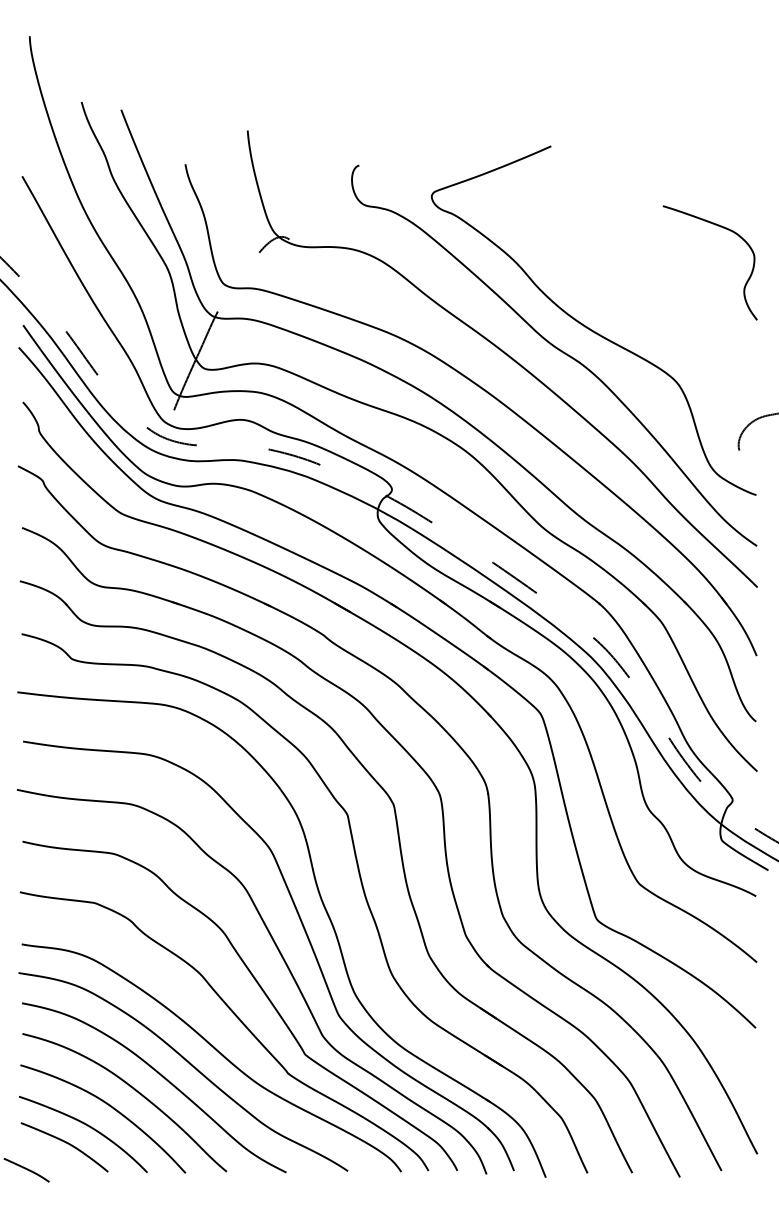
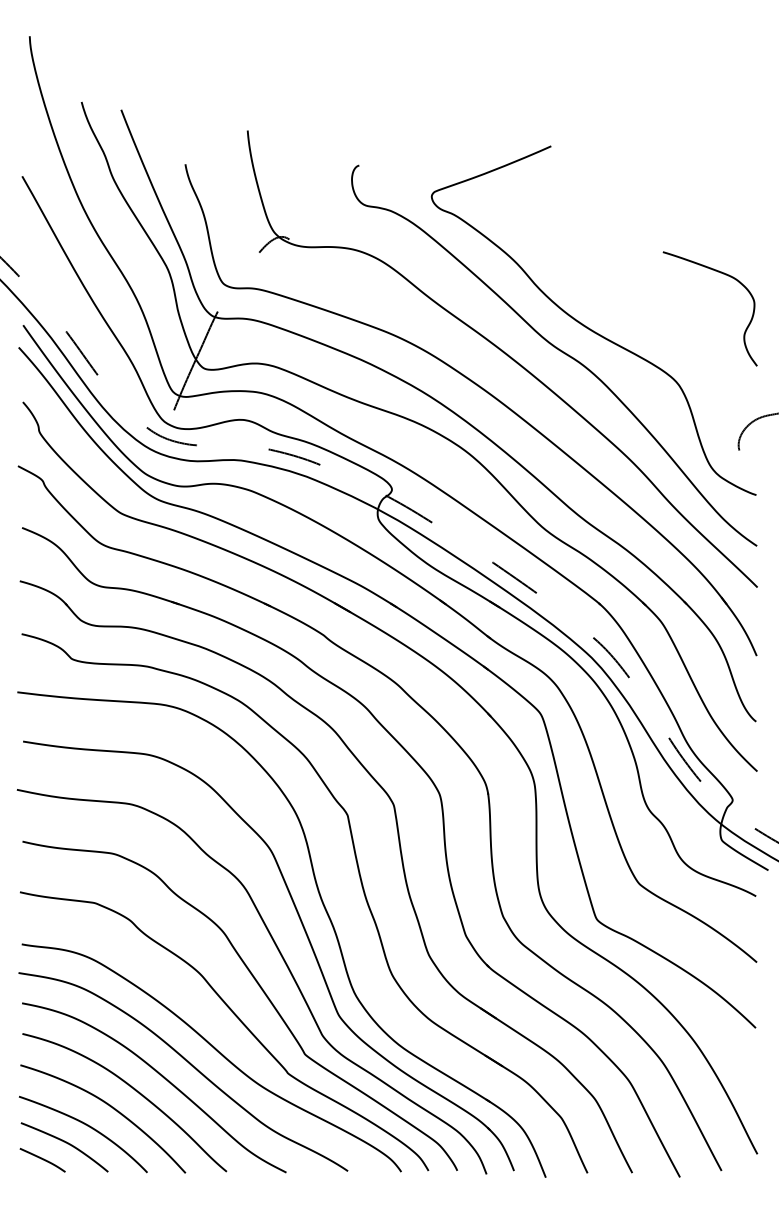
curve position: (725, 229) -> (725, 275) (725, 275)
curve position: (26, 1169) -> (42, 1159) (42, 1159)
